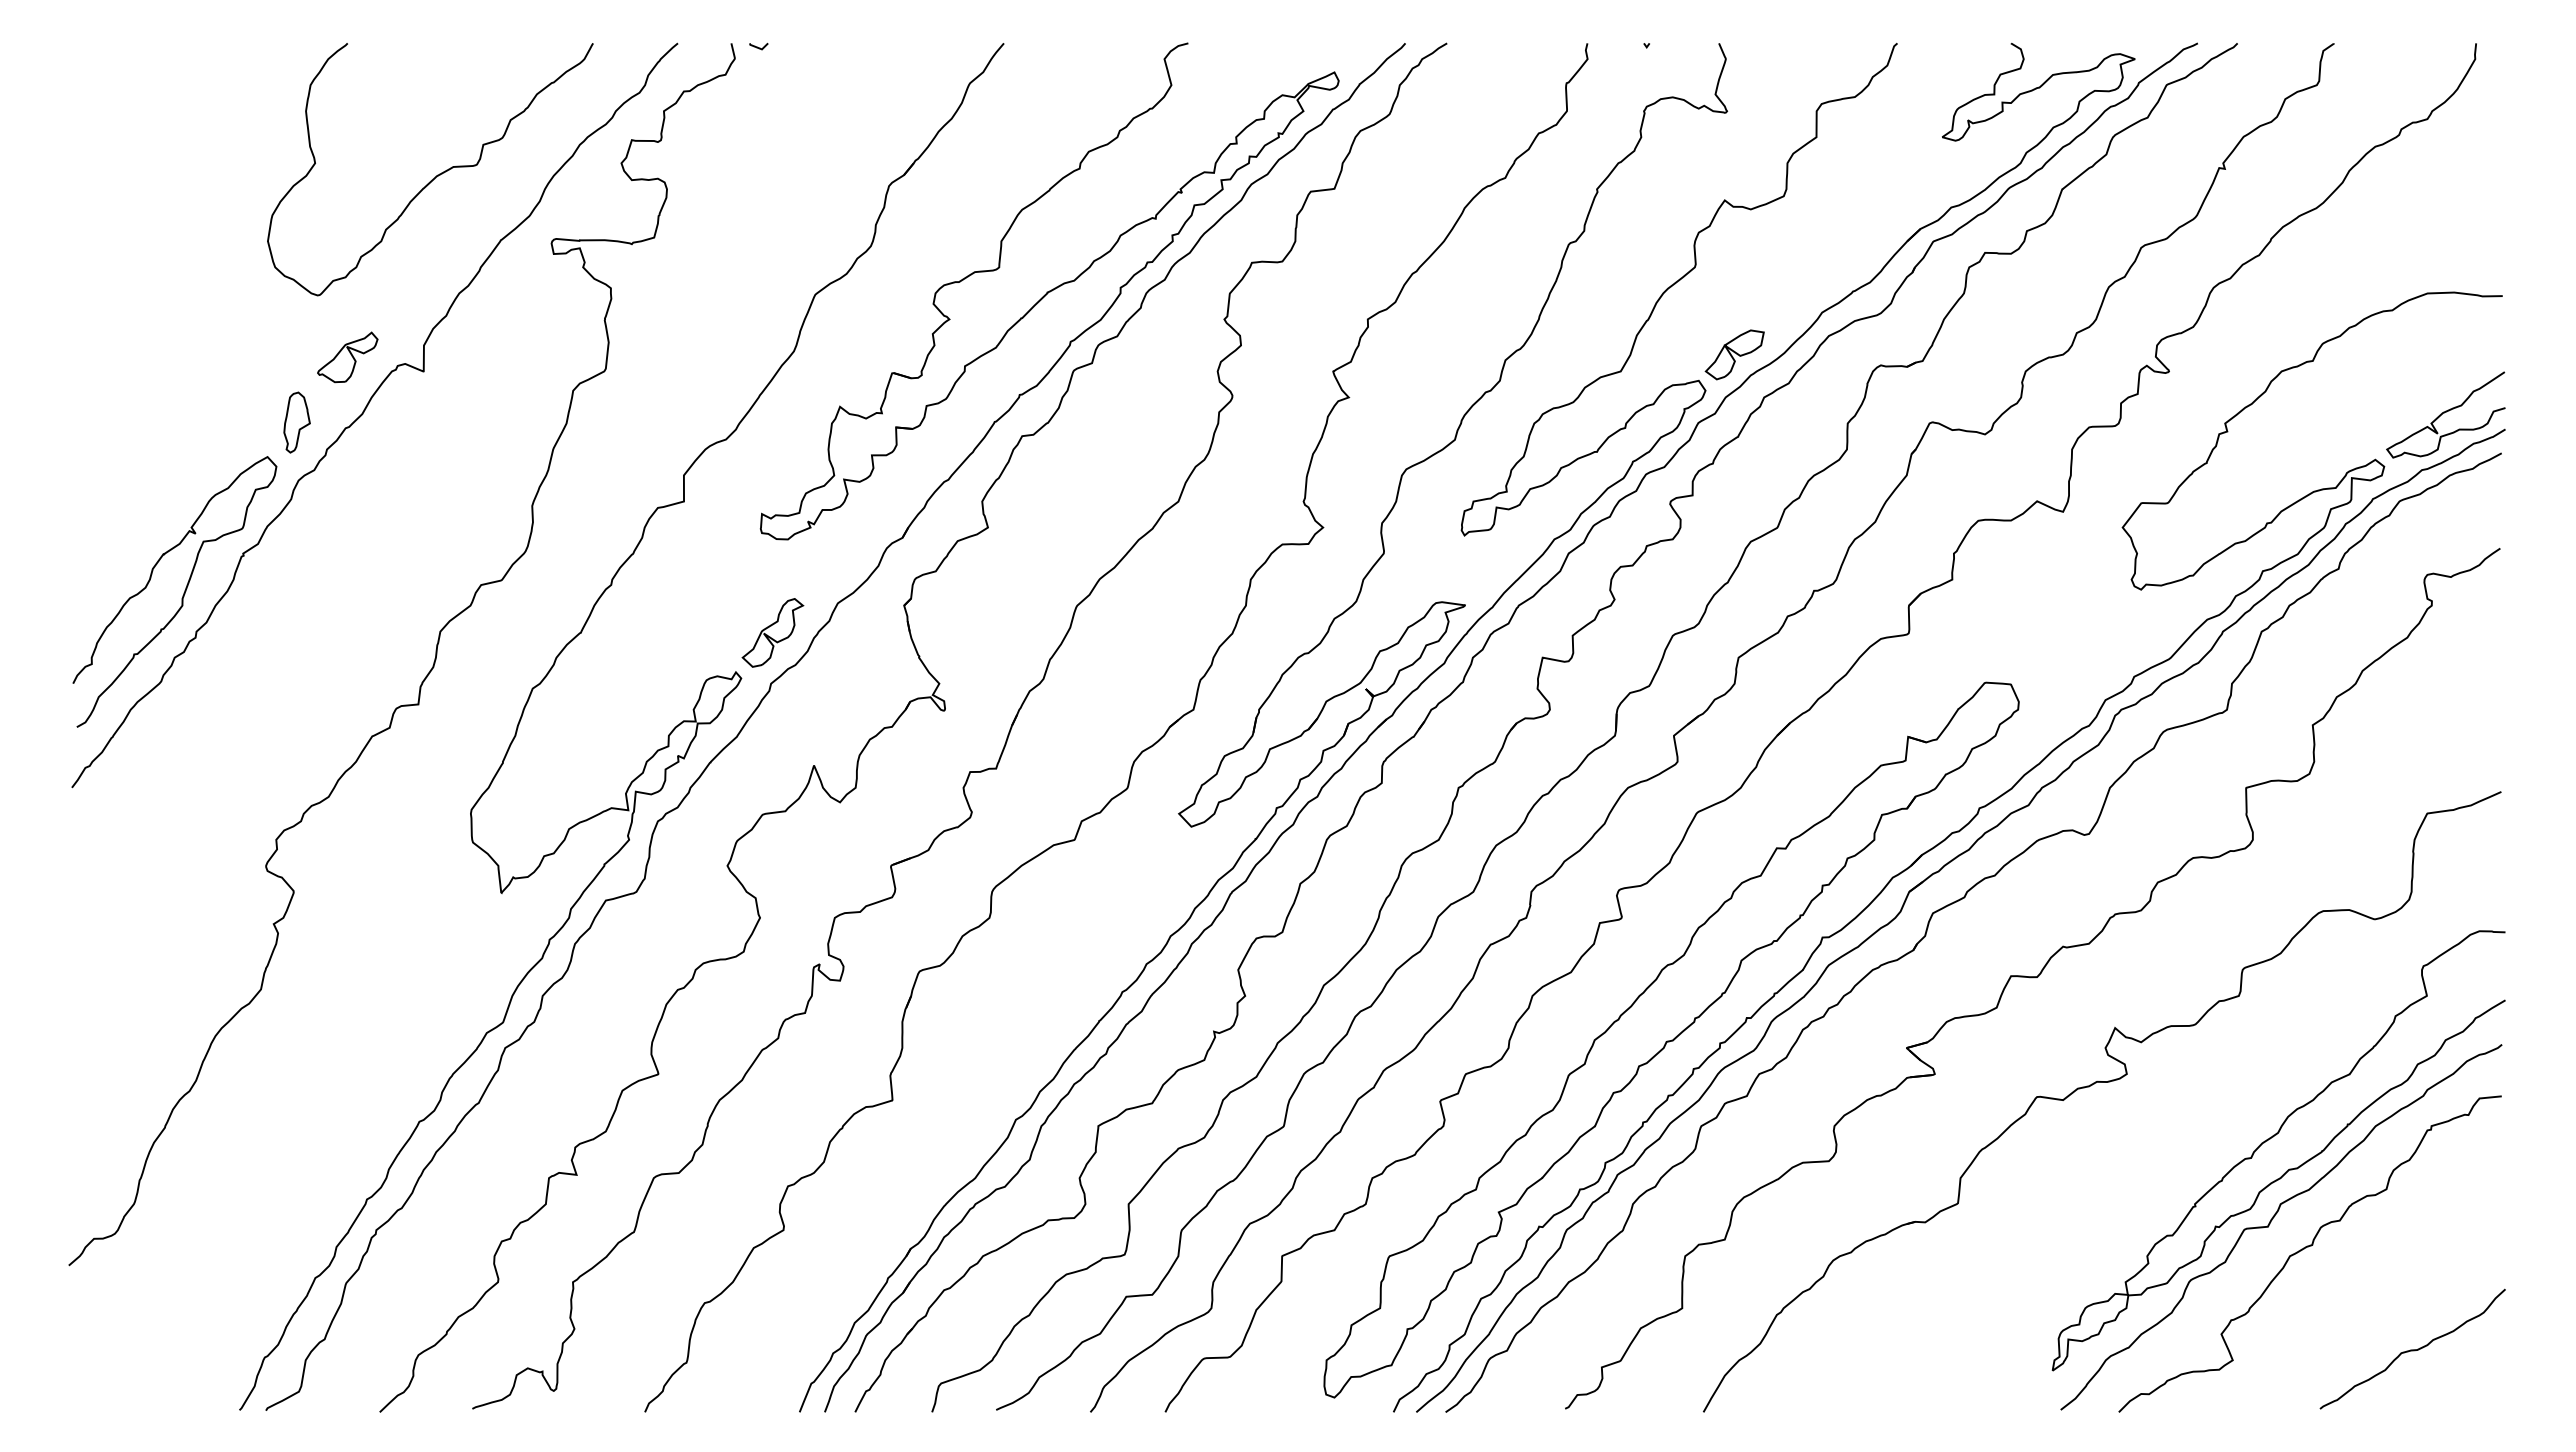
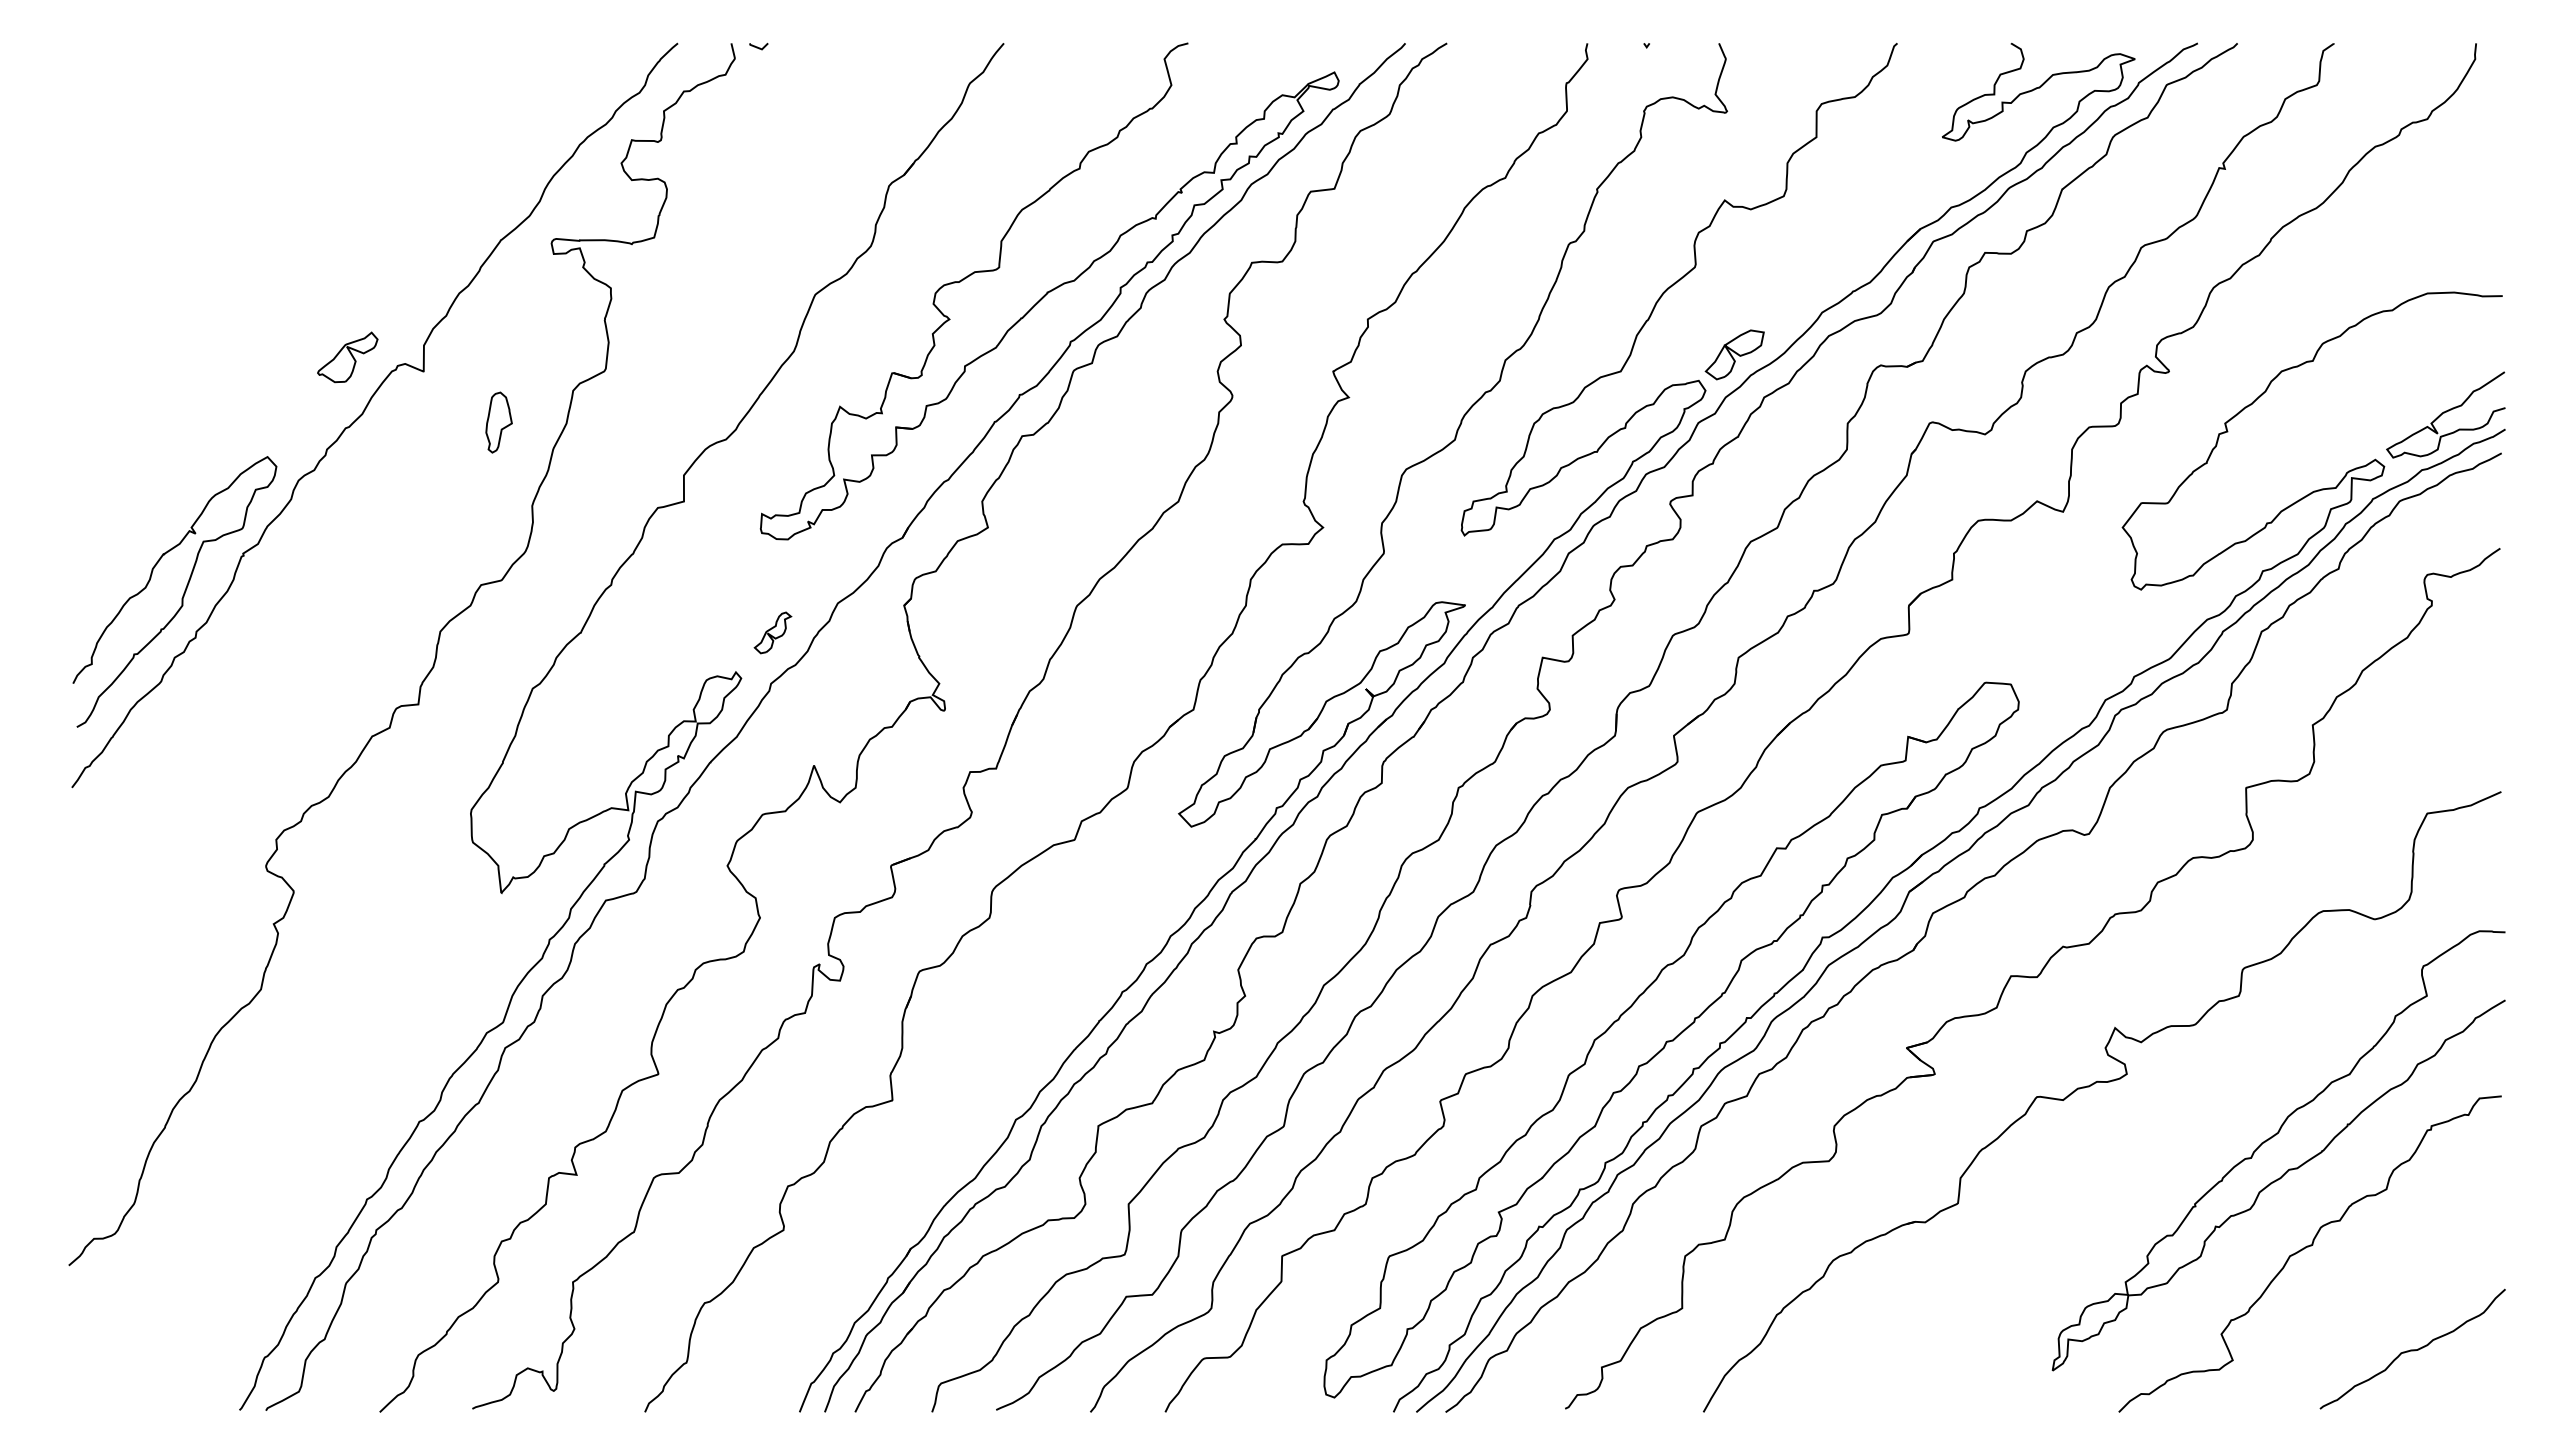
curve: present -> none (436, 175)
part position: (296, 422) -> (498, 422) (498, 422)
part size: 64x70 px -> 40x44 px (772, 632)
curve: present -> none (2271, 1222)
